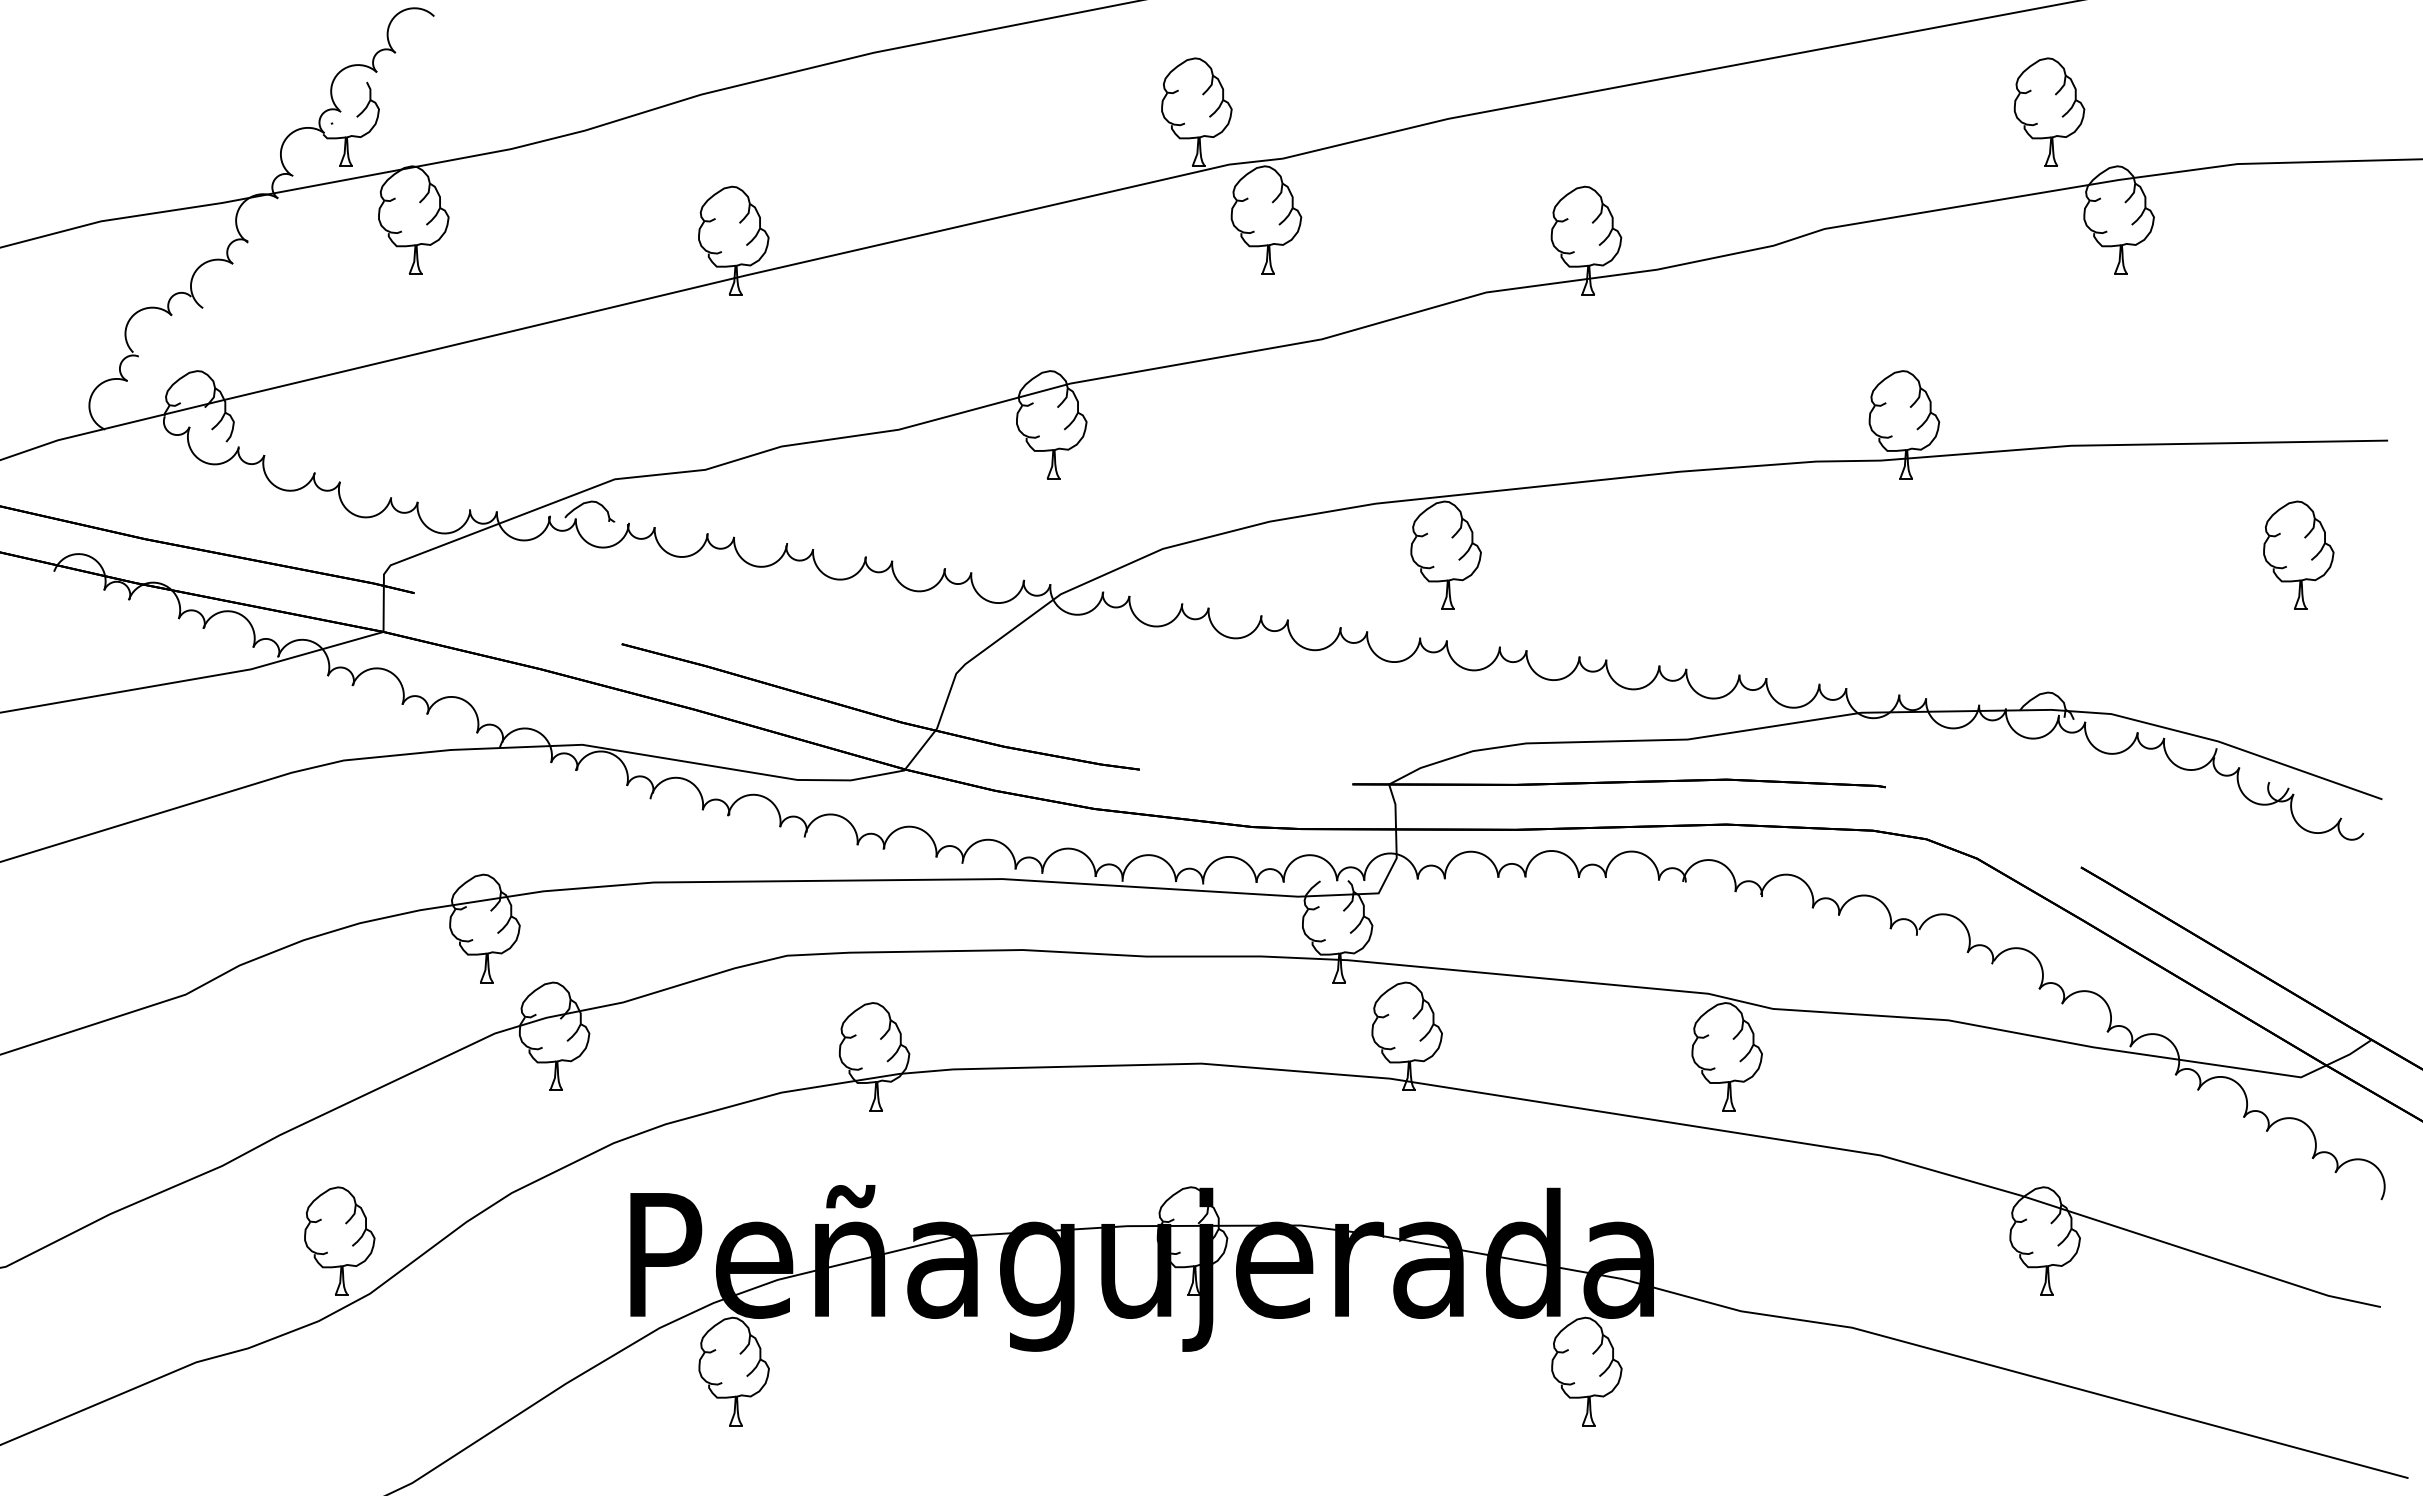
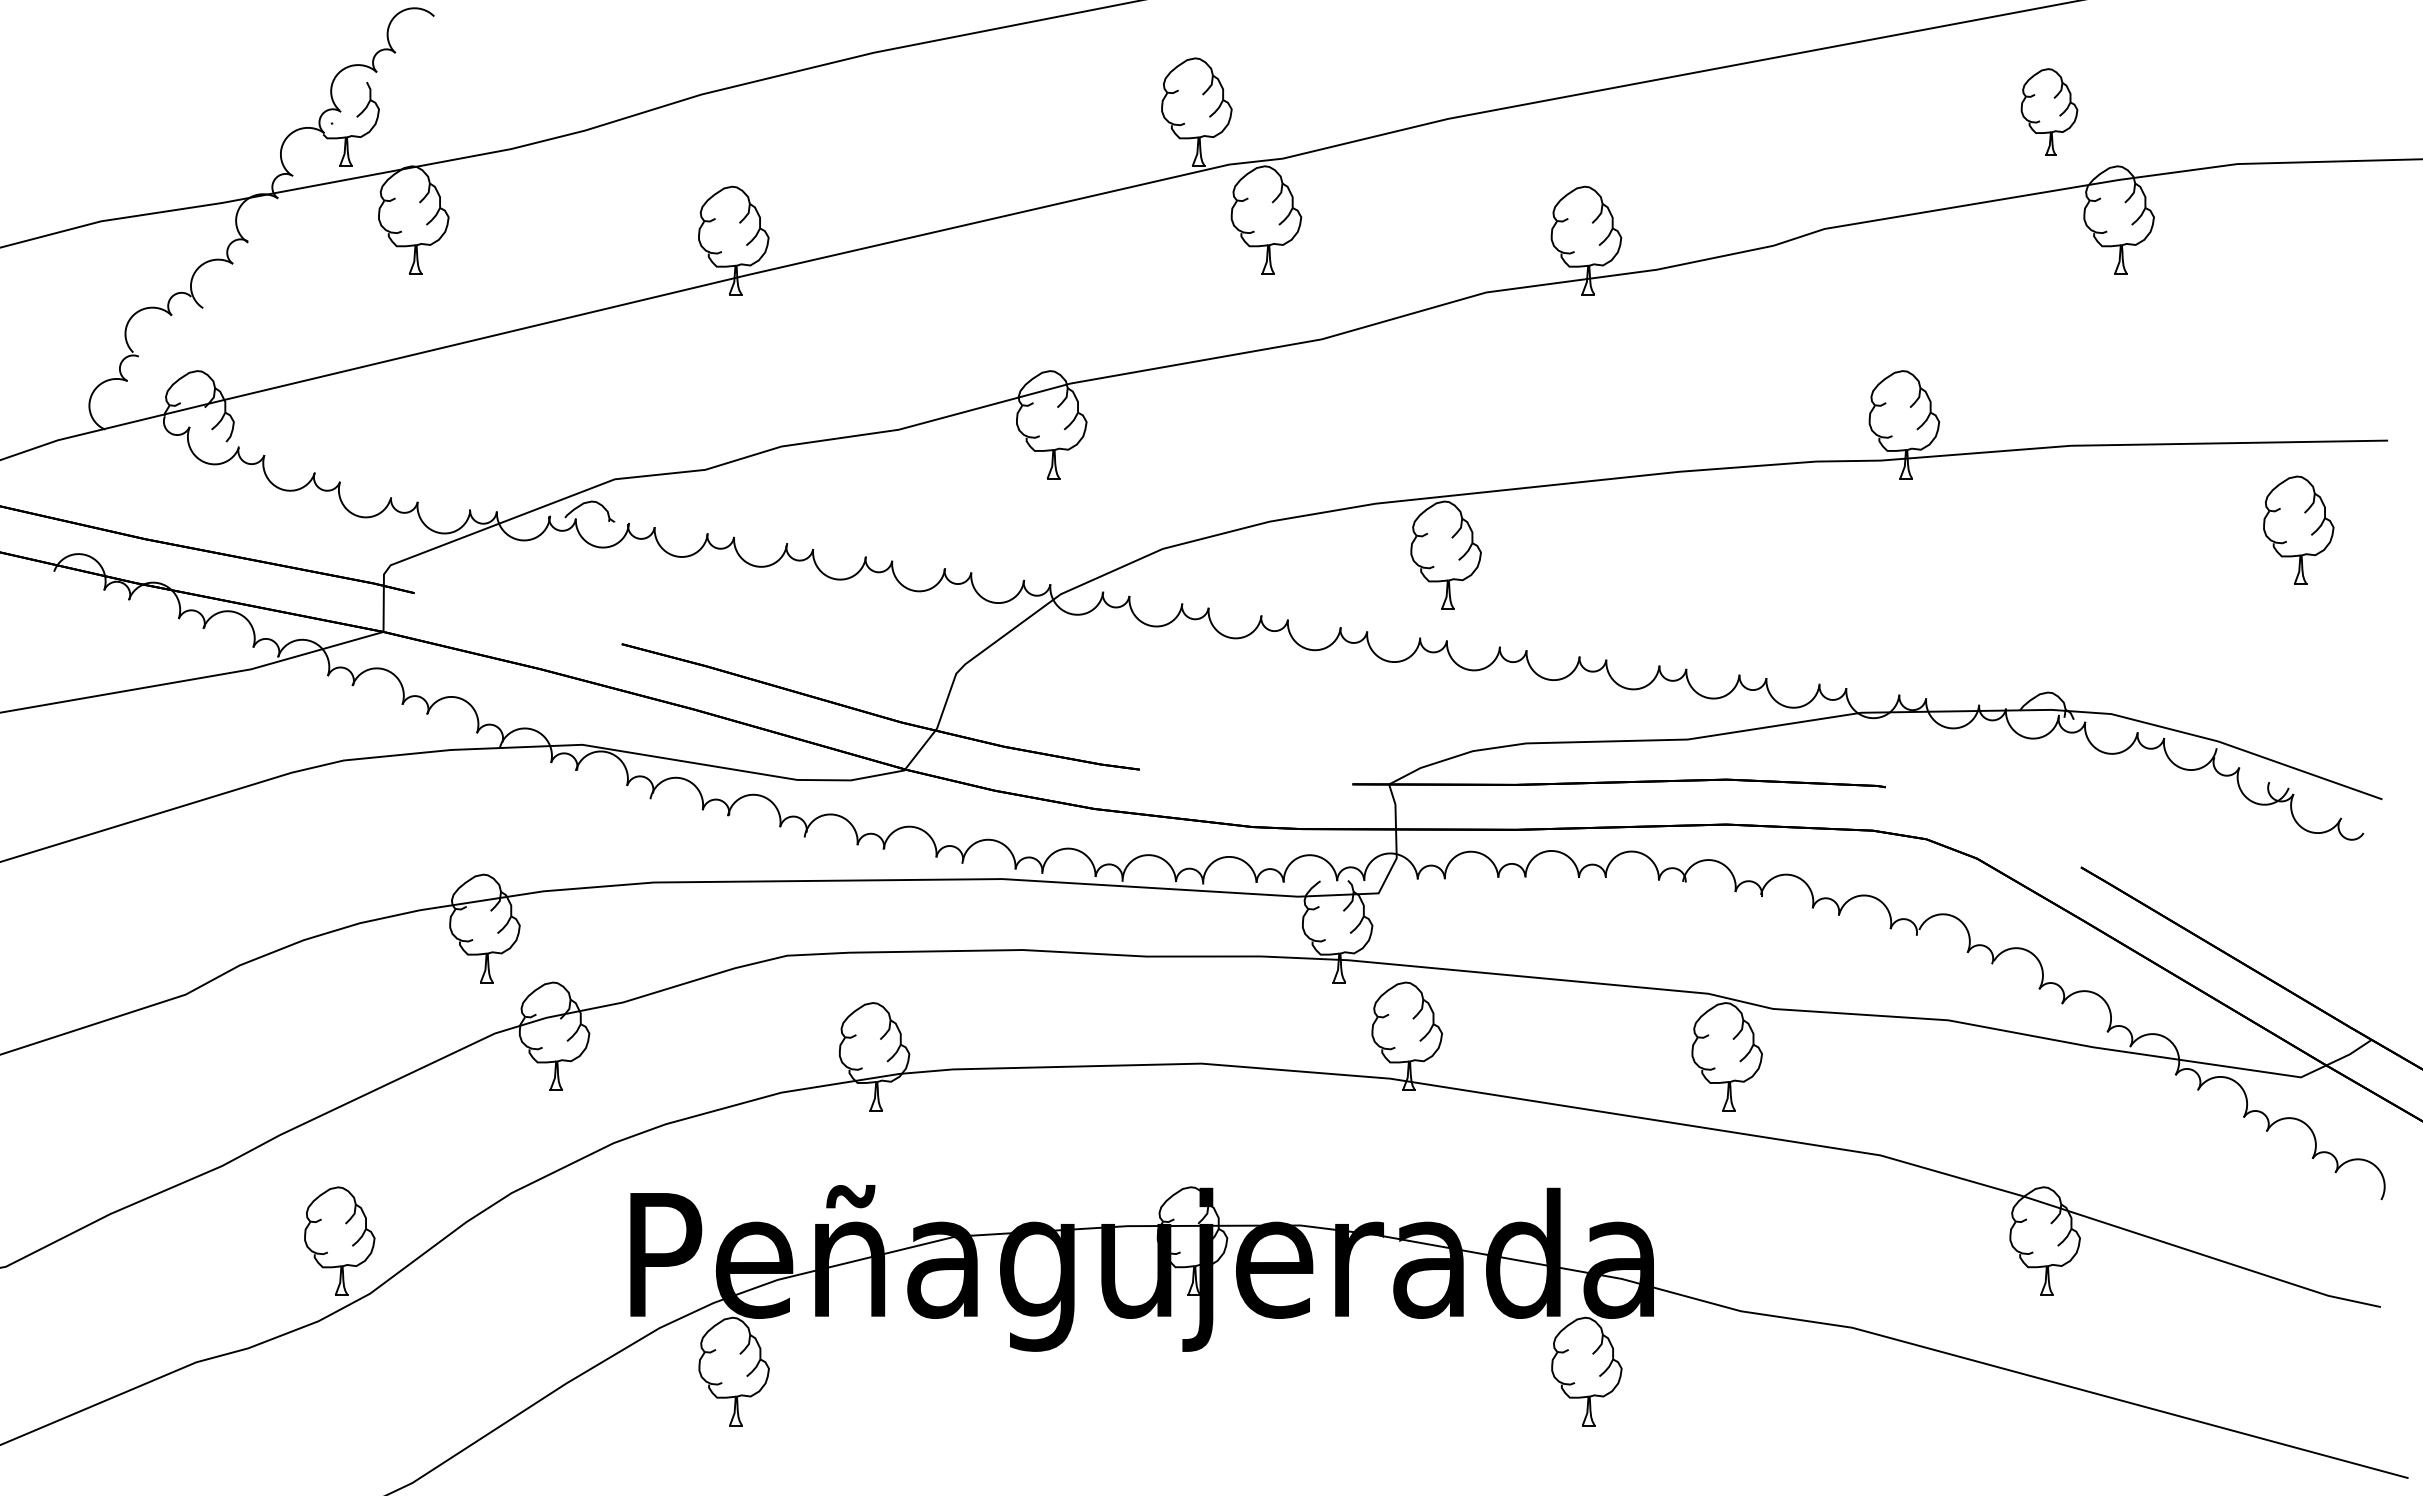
part size: 73x110 px -> 59x88 px (2049, 111)
part position: (2298, 554) -> (2298, 529) (2298, 529)
